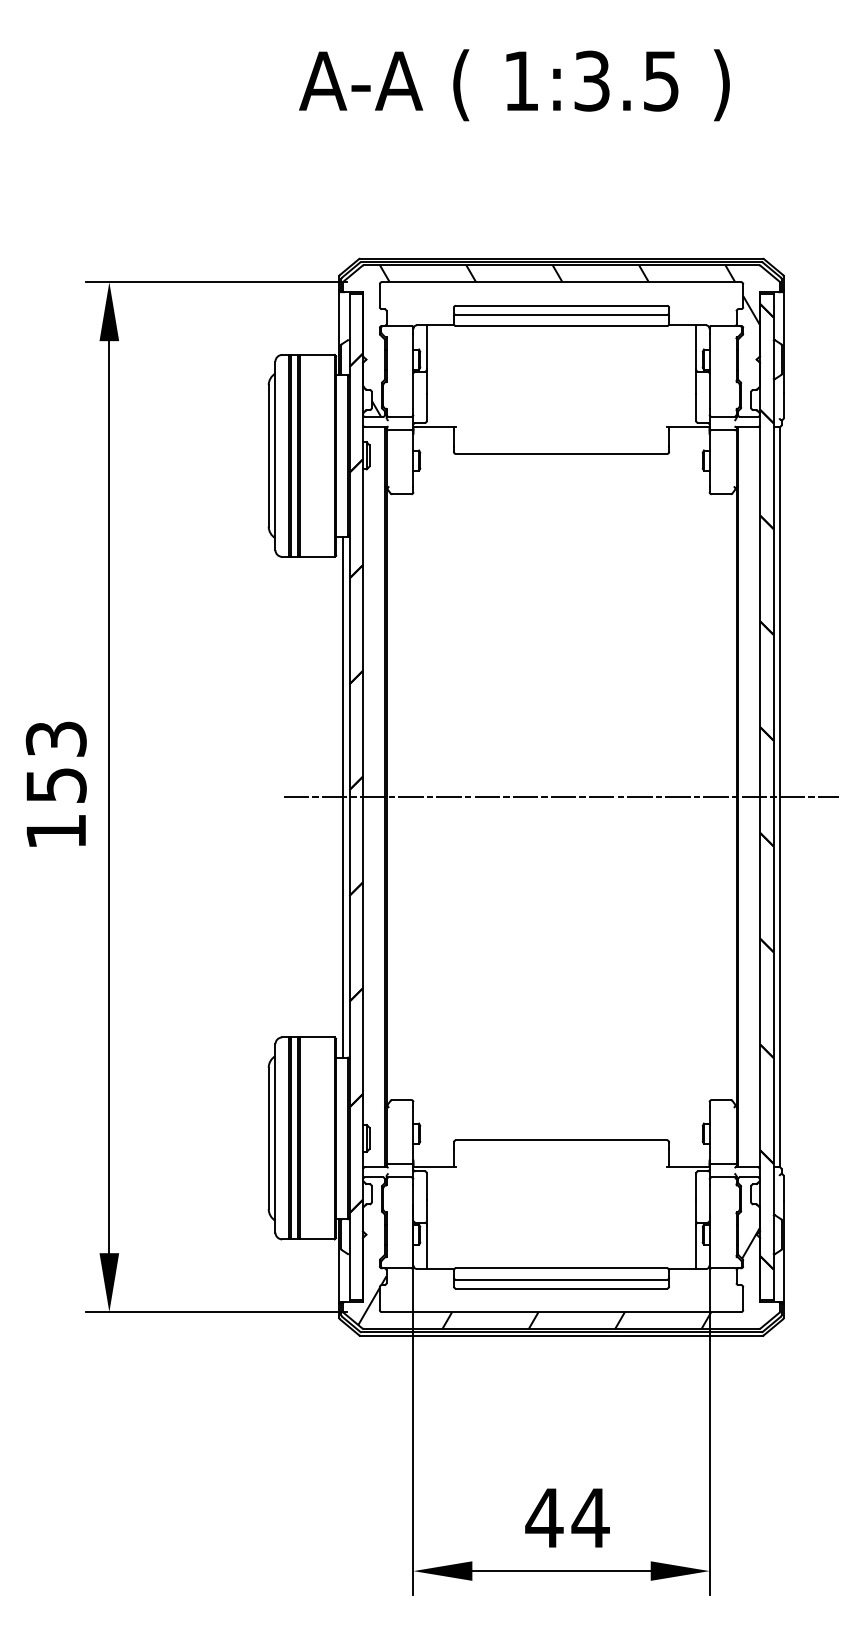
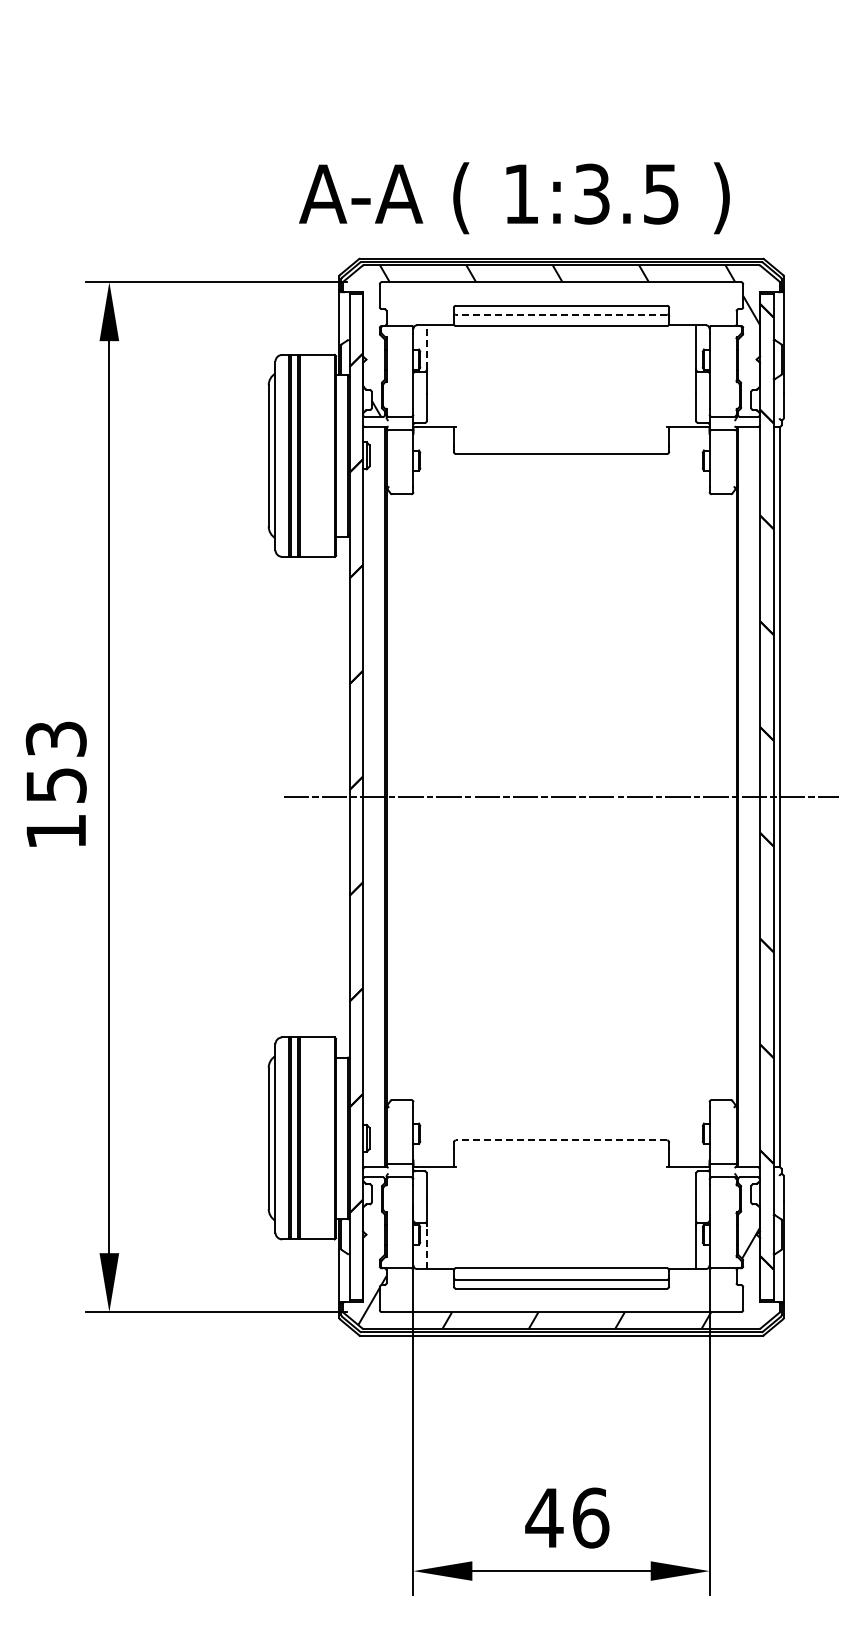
text position: (514, 85) -> (514, 198) (514, 198)
line: solid -> dashed (561, 314)
line: solid -> dashed (426, 346)
line: present -> none (342, 796)
line: solid -> dashed (561, 1140)
line: solid -> dashed (426, 1247)
text: 44 -> 46 (590, 1517)
